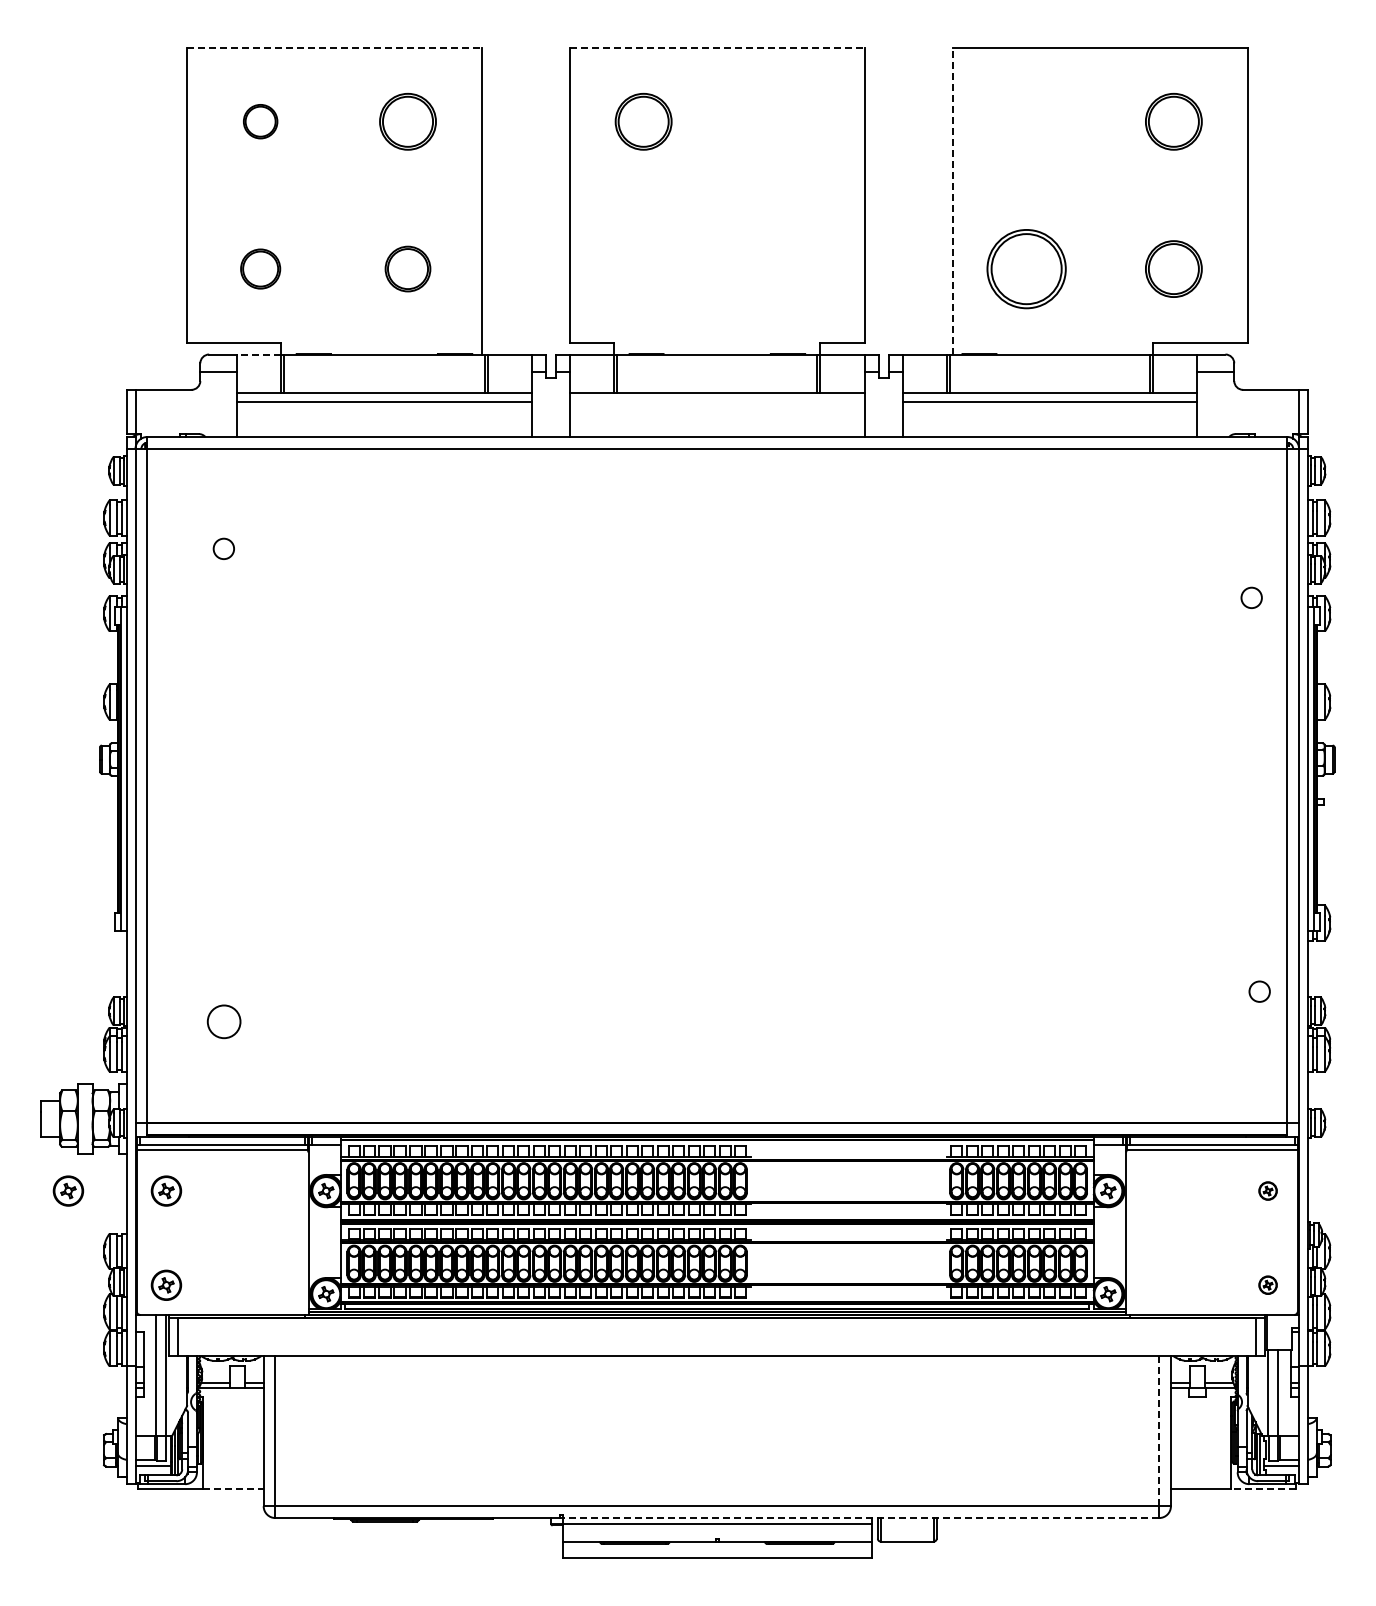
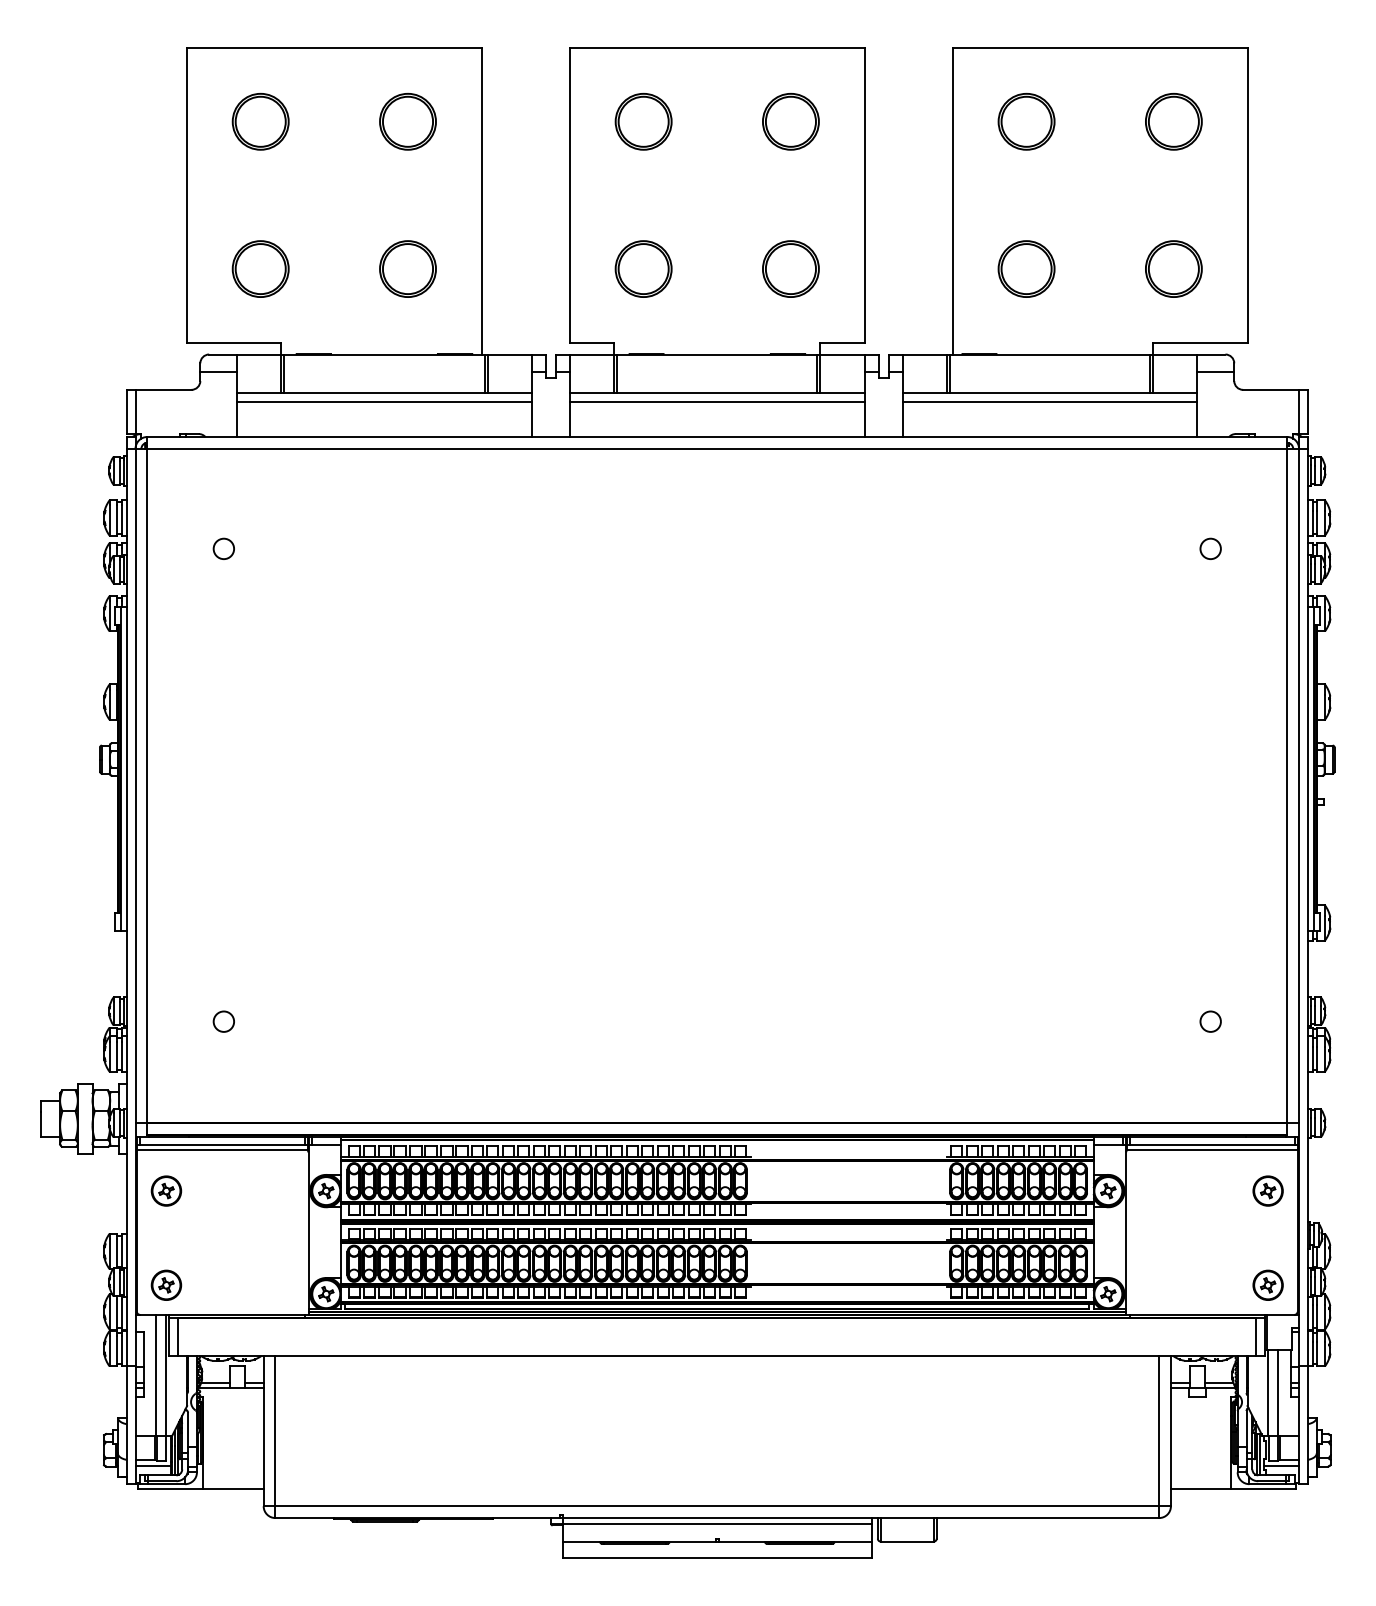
line: dashed -> solid (334, 48)
line: dashed -> solid (717, 48)
part size: 36x36 px -> 59x59 px (260, 121)
part: none -> present (790, 121)
part: none -> present (1026, 121)
line: dashed -> solid (952, 200)
part size: 42x42 px -> 59x58 px (260, 268)
part size: 48x48 px -> 58x58 px (407, 268)
part: none -> present (643, 268)
part: none -> present (790, 268)
part size: 81x81 px -> 59x58 px (1026, 268)
line: dashed -> solid (258, 354)
line: none -> present (717, 401)
circle position: (1251, 597) -> (1210, 548) (1210, 548)
circle position: (1259, 991) -> (1210, 1021) (1210, 1021)
circle size: 36x36 px -> 23x23 px (223, 1021)
part: present -> none (68, 1190)
part size: 20x20 px -> 32x32 px (1267, 1190)
part size: 20x20 px -> 32x32 px (1267, 1284)
line: dashed -> solid (1159, 1430)
line: dashed -> solid (233, 1488)
line: dashed -> solid (1263, 1488)
line: dashed -> solid (860, 1518)
